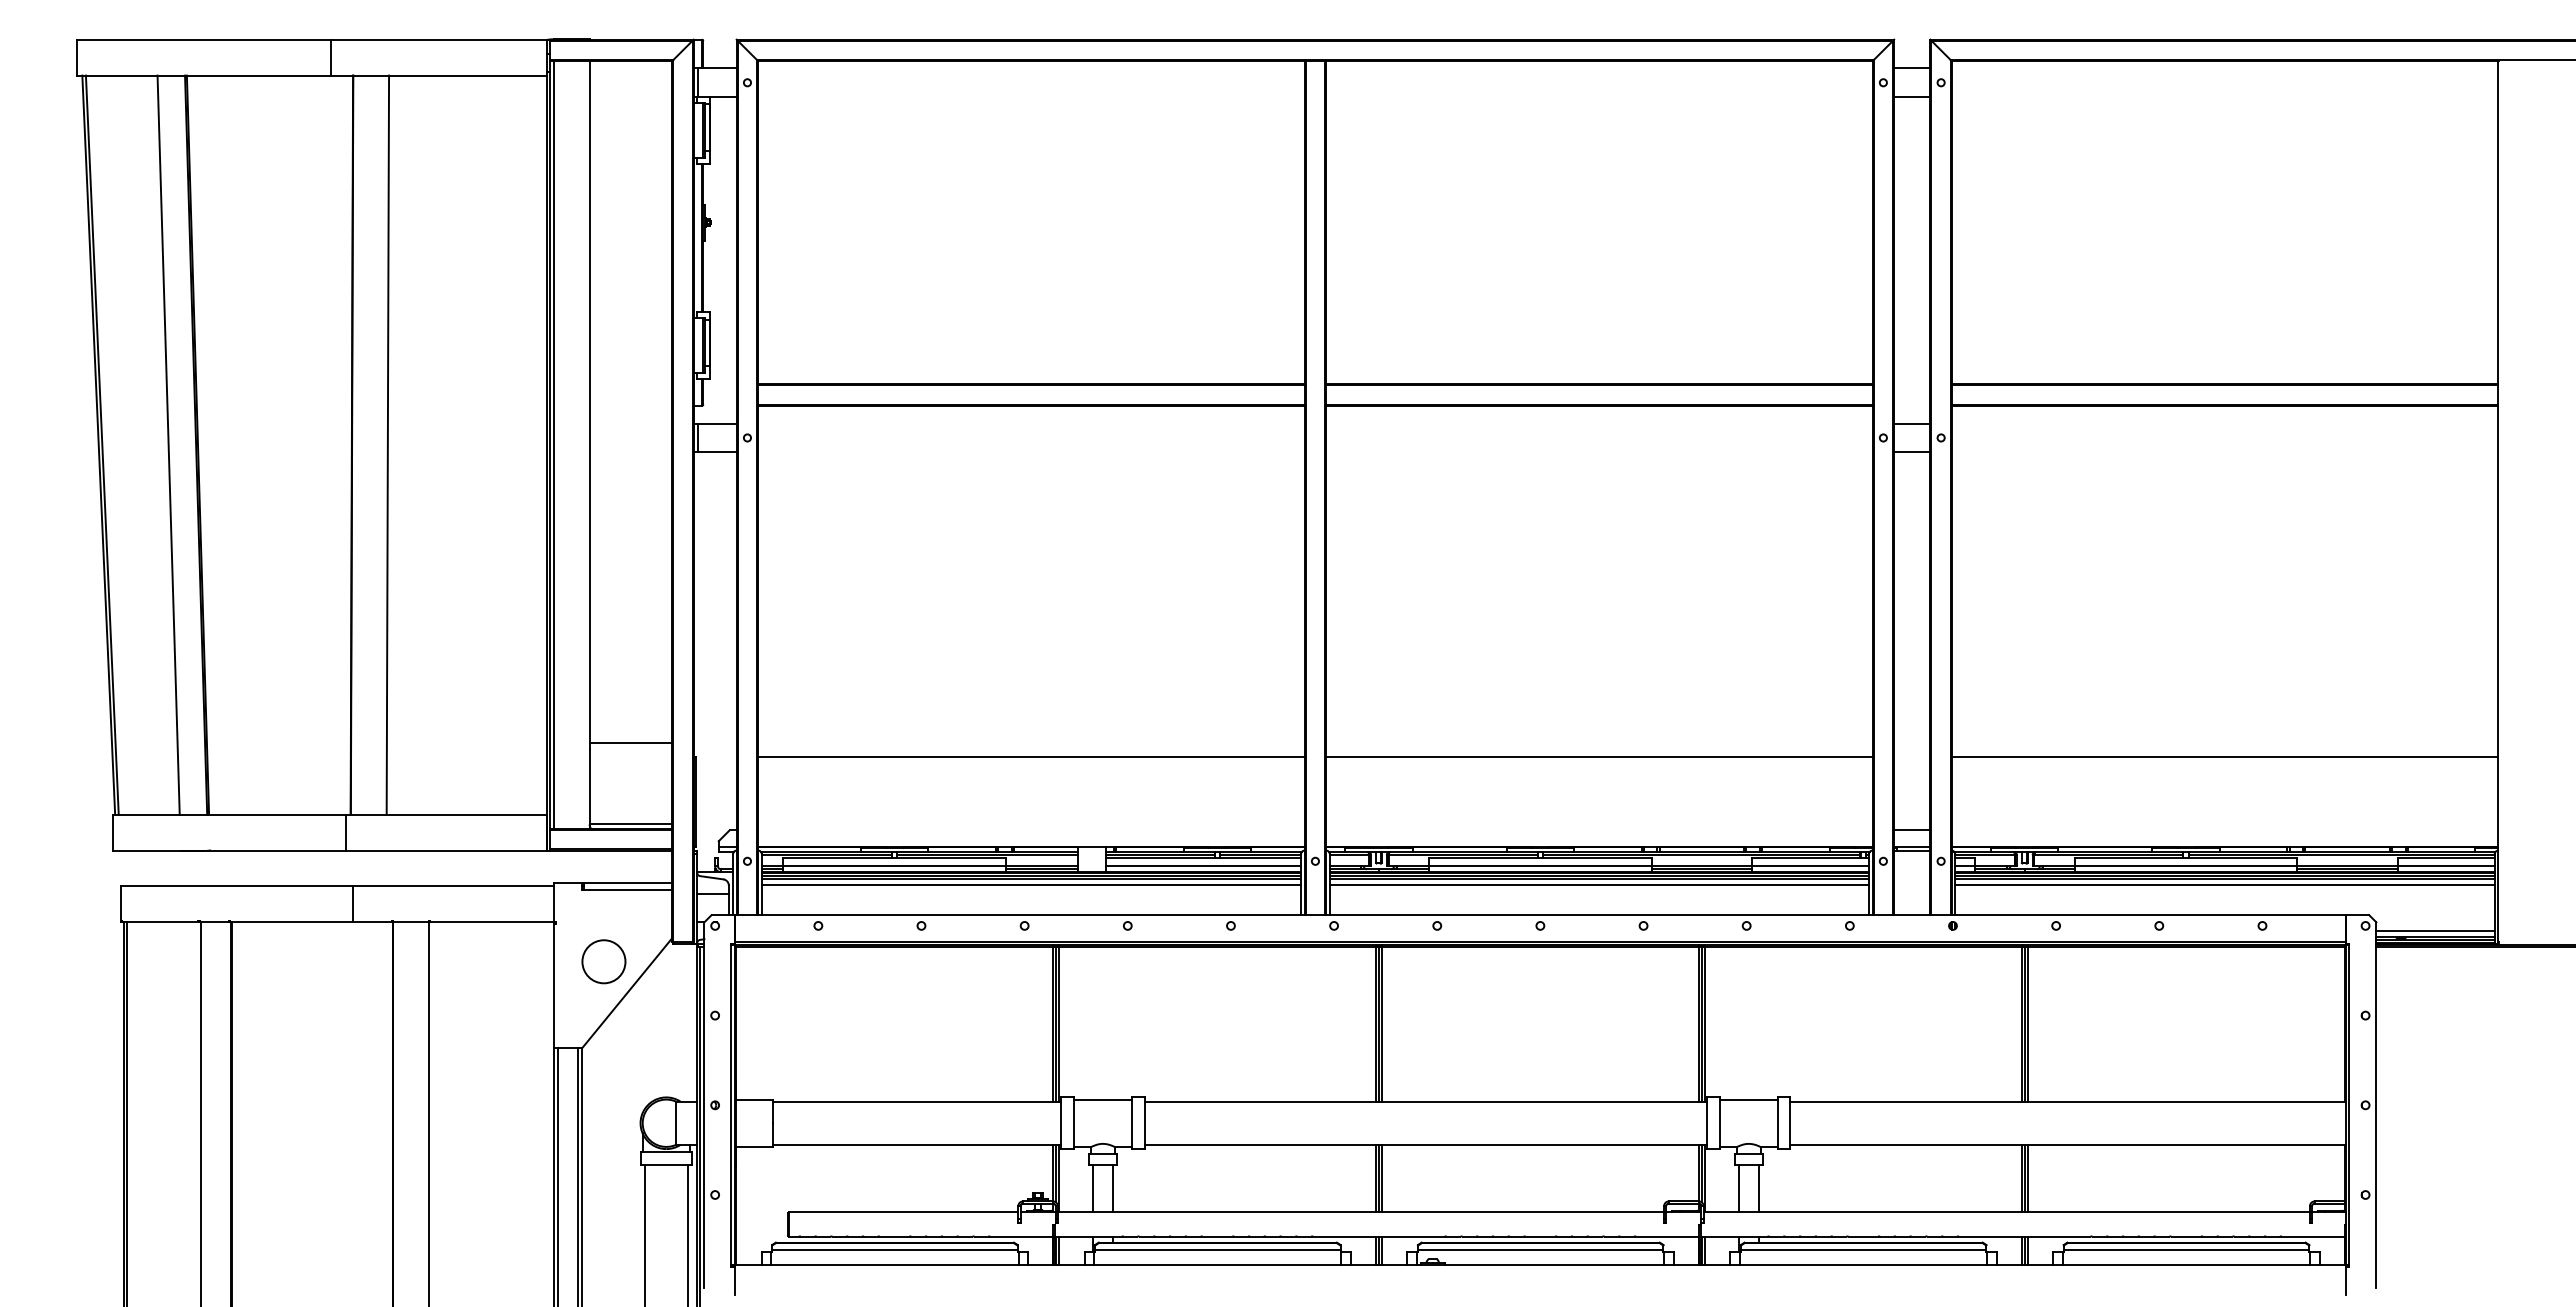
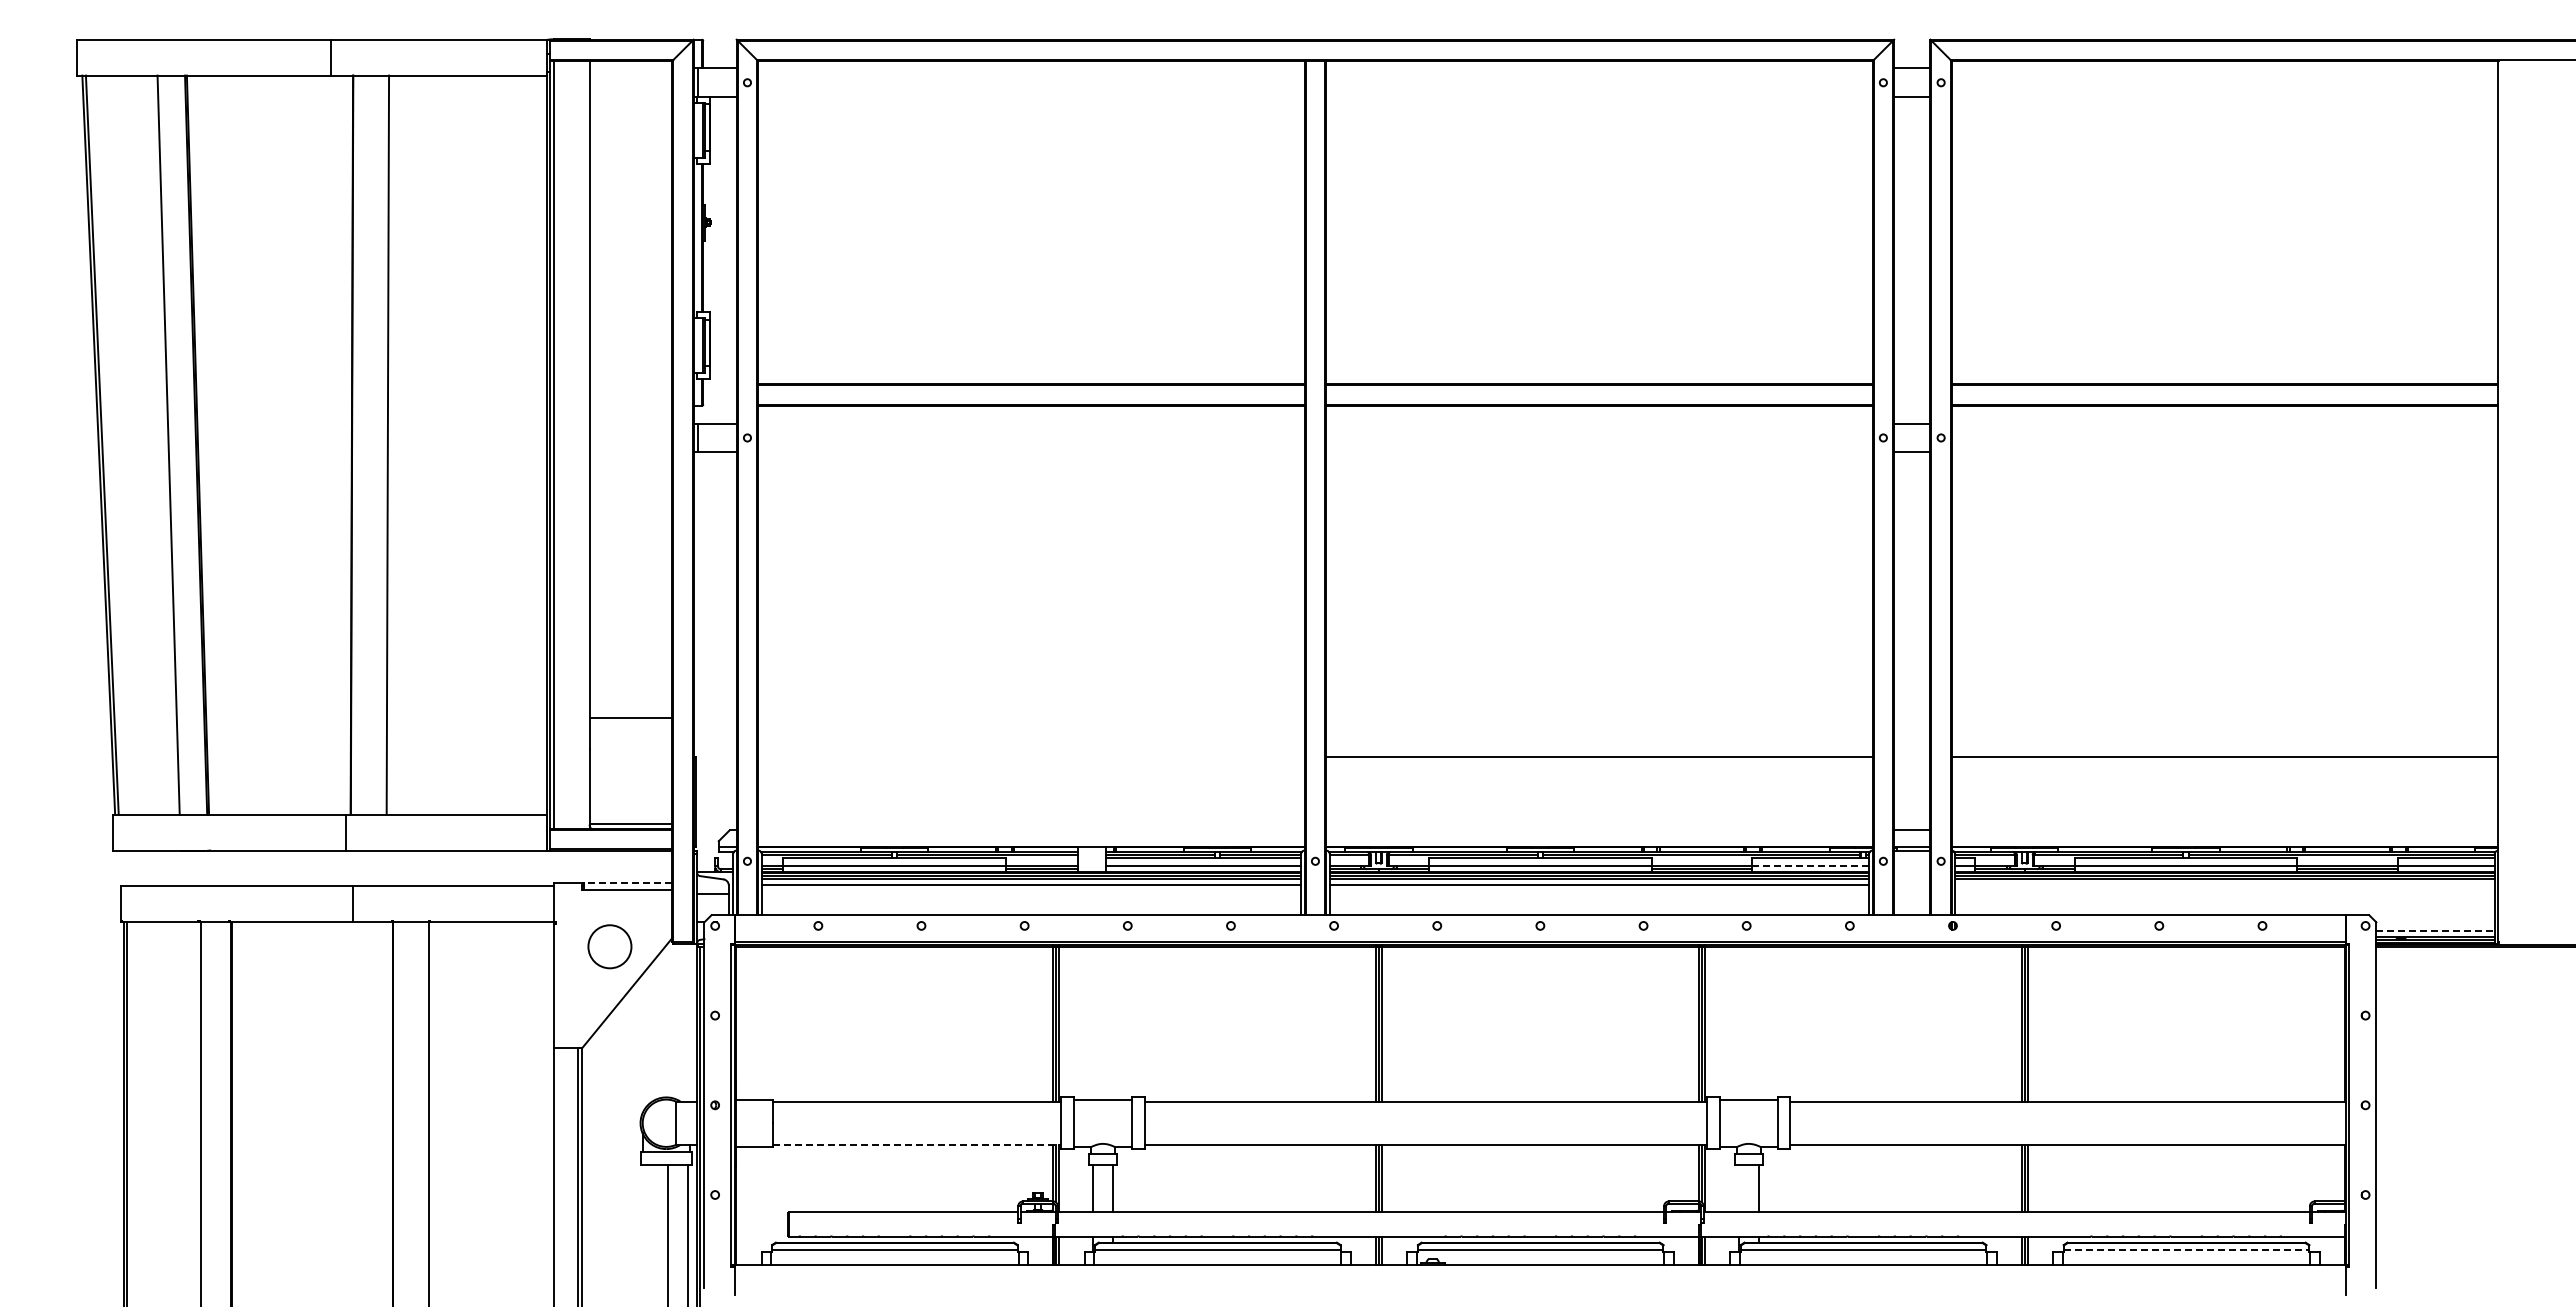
line position: (630, 742) -> (630, 717) (630, 717)
line: present -> none (1031, 757)
line: solid -> dashed (1810, 866)
line: solid -> dashed (627, 882)
line: present -> none (2224, 885)
line: solid -> dashed (2436, 930)
circle position: (603, 961) -> (609, 946) (609, 946)
line: solid -> dashed (917, 1144)
line: present -> none (558, 1175)
line: present -> none (1739, 1188)
line position: (644, 1233) -> (667, 1233) (667, 1233)
line: solid -> dashed (2186, 1249)
